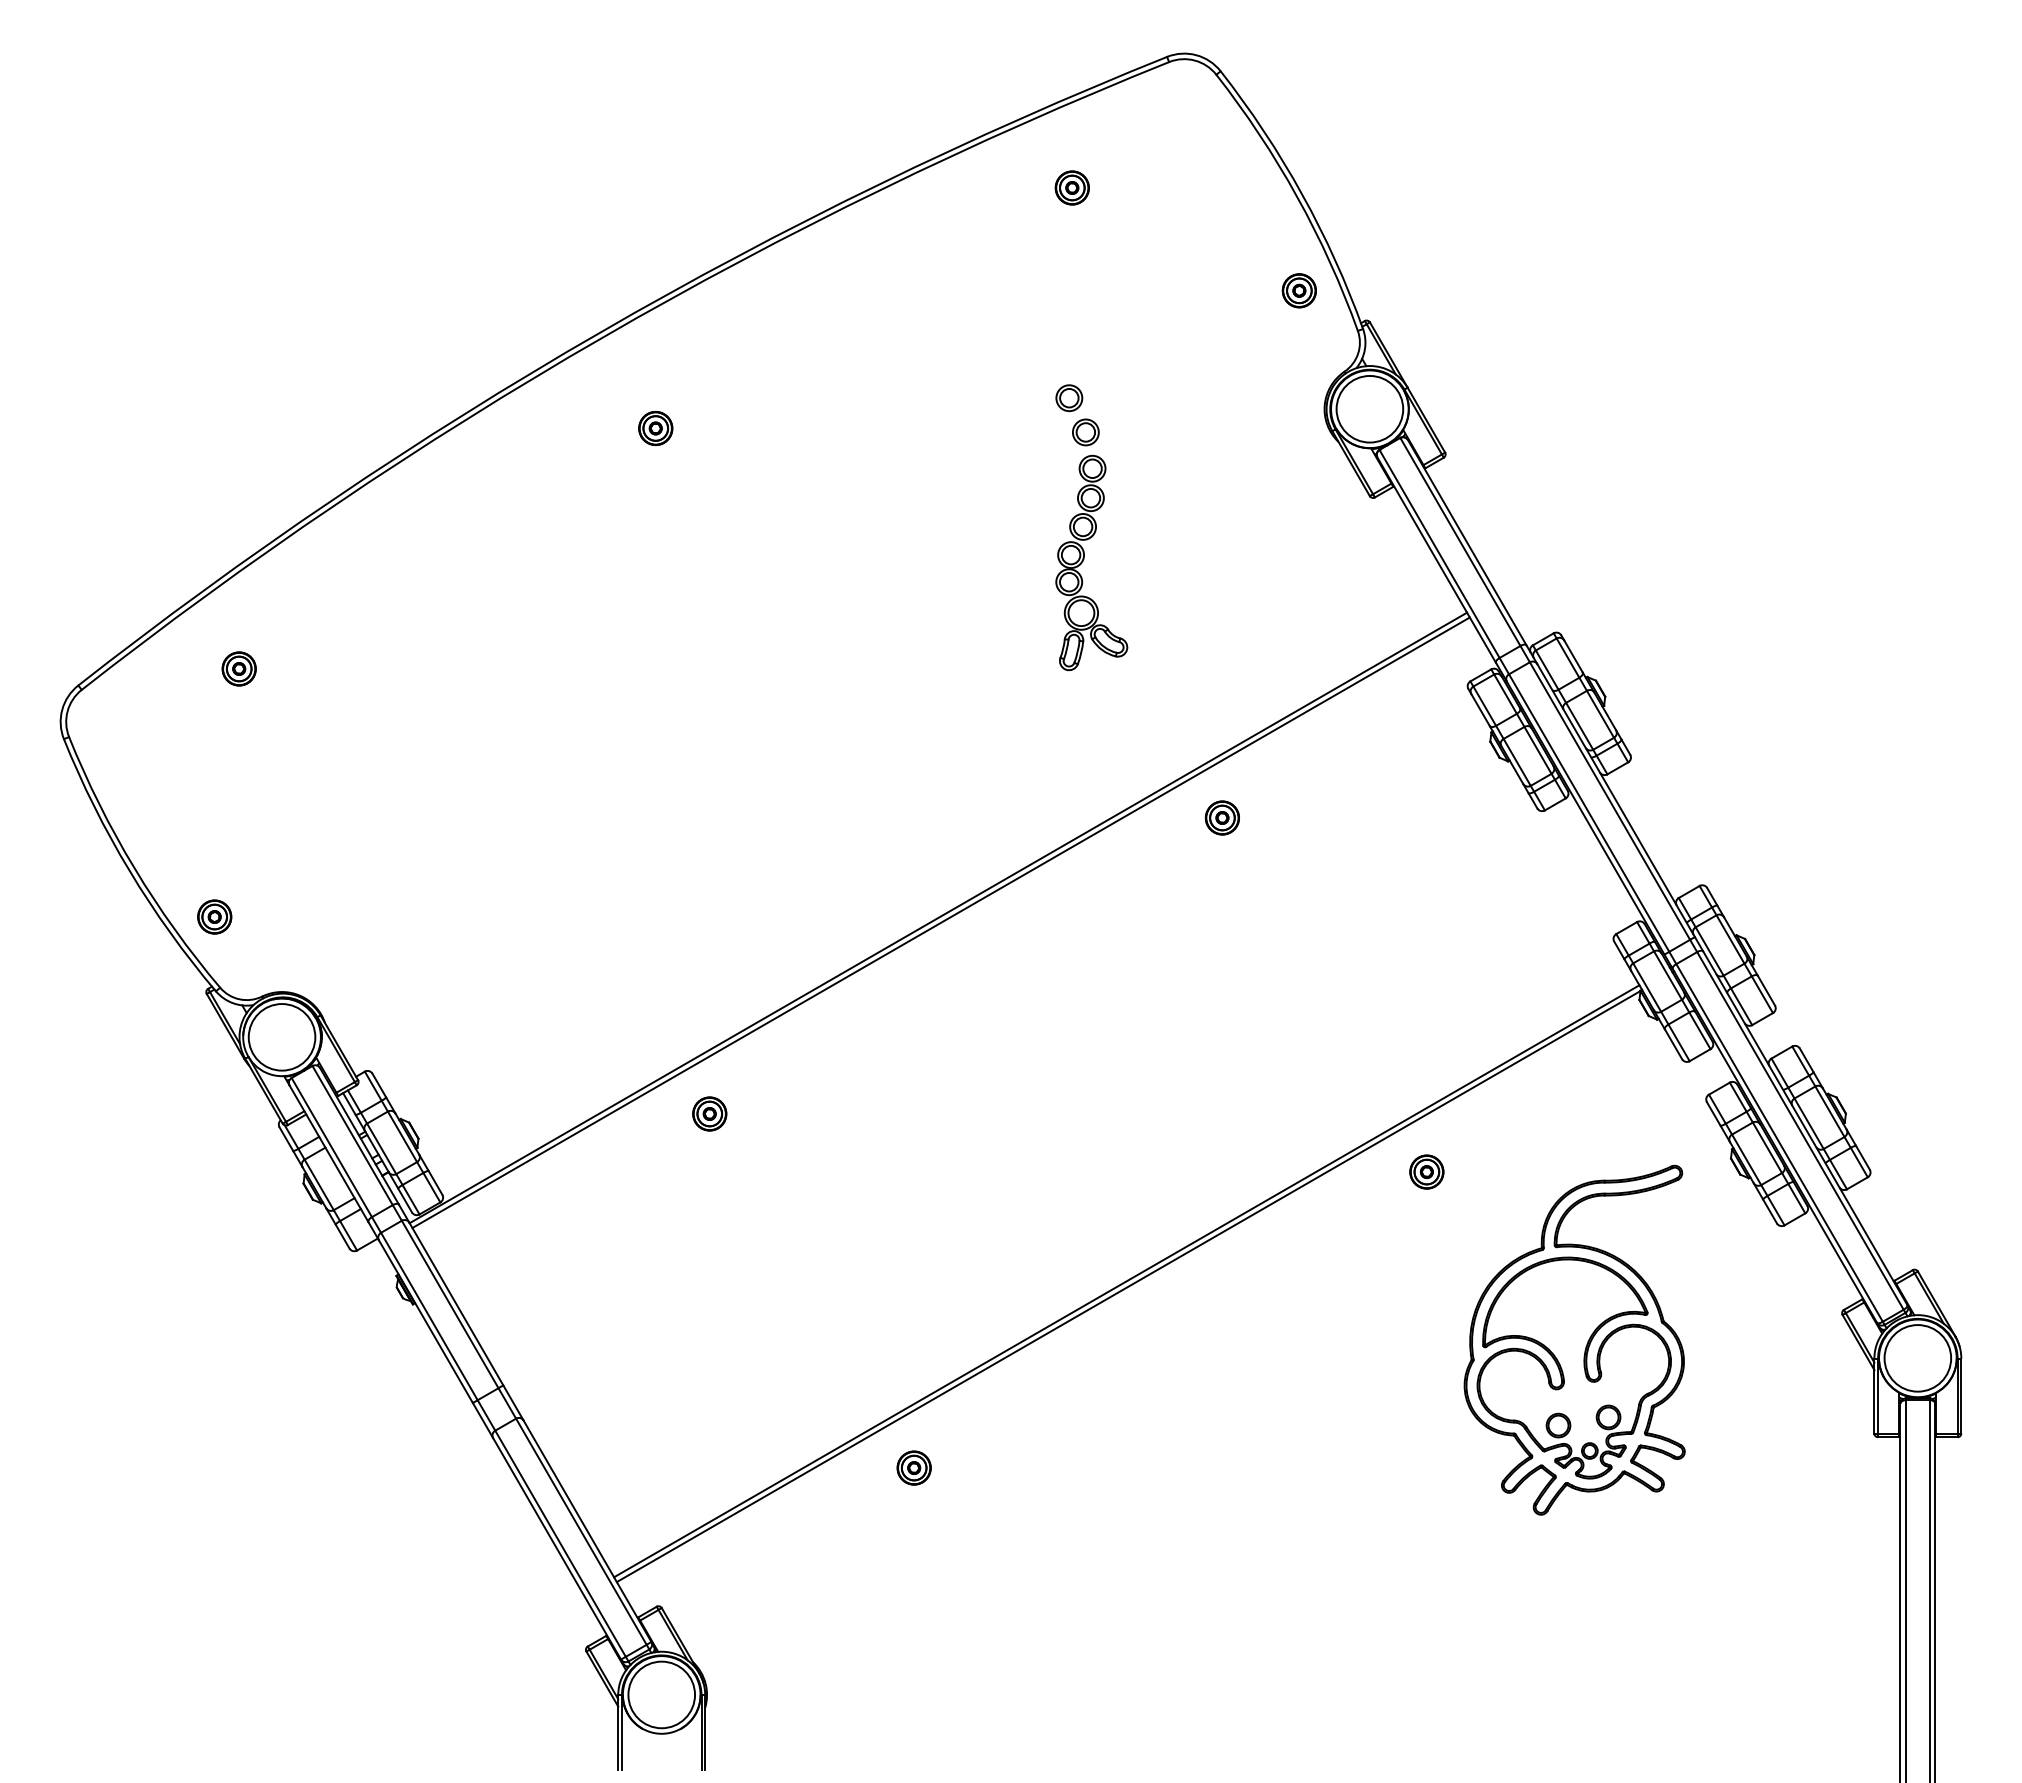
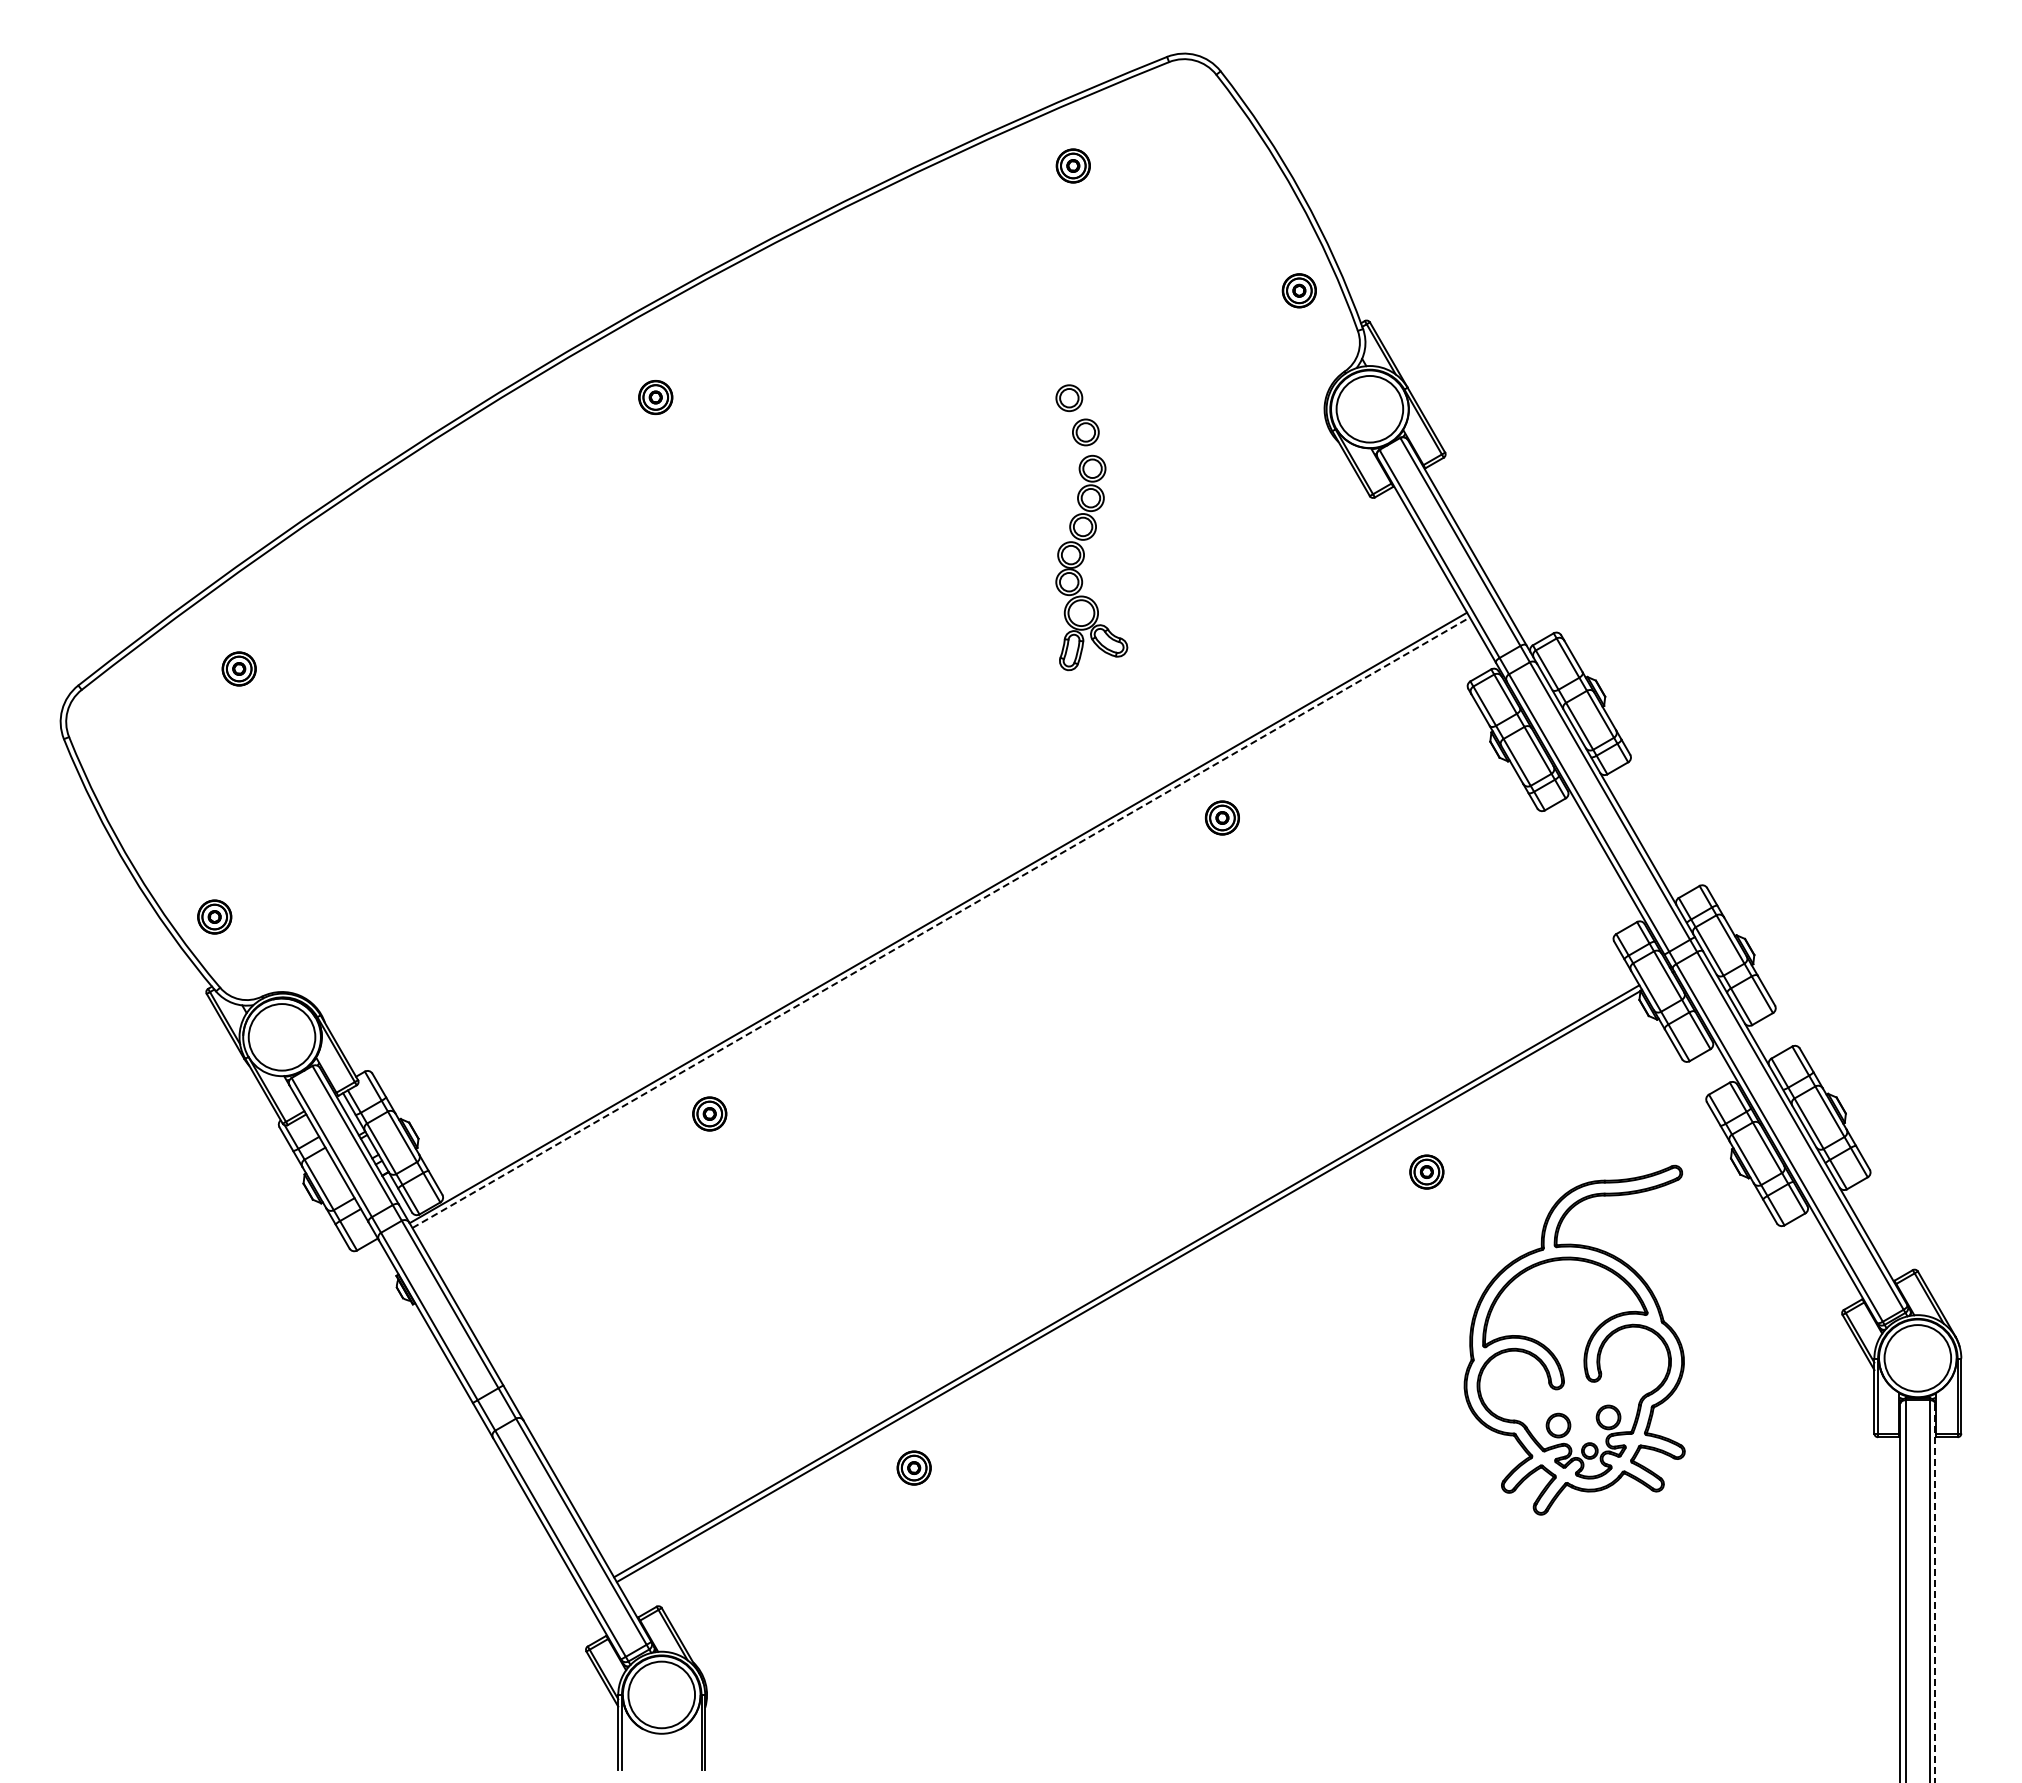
part position: (1071, 187) -> (1072, 165) (1072, 165)
part position: (655, 428) -> (655, 397) (655, 397)
line: solid -> dashed (941, 922)
line: solid -> dashed (1935, 1593)
